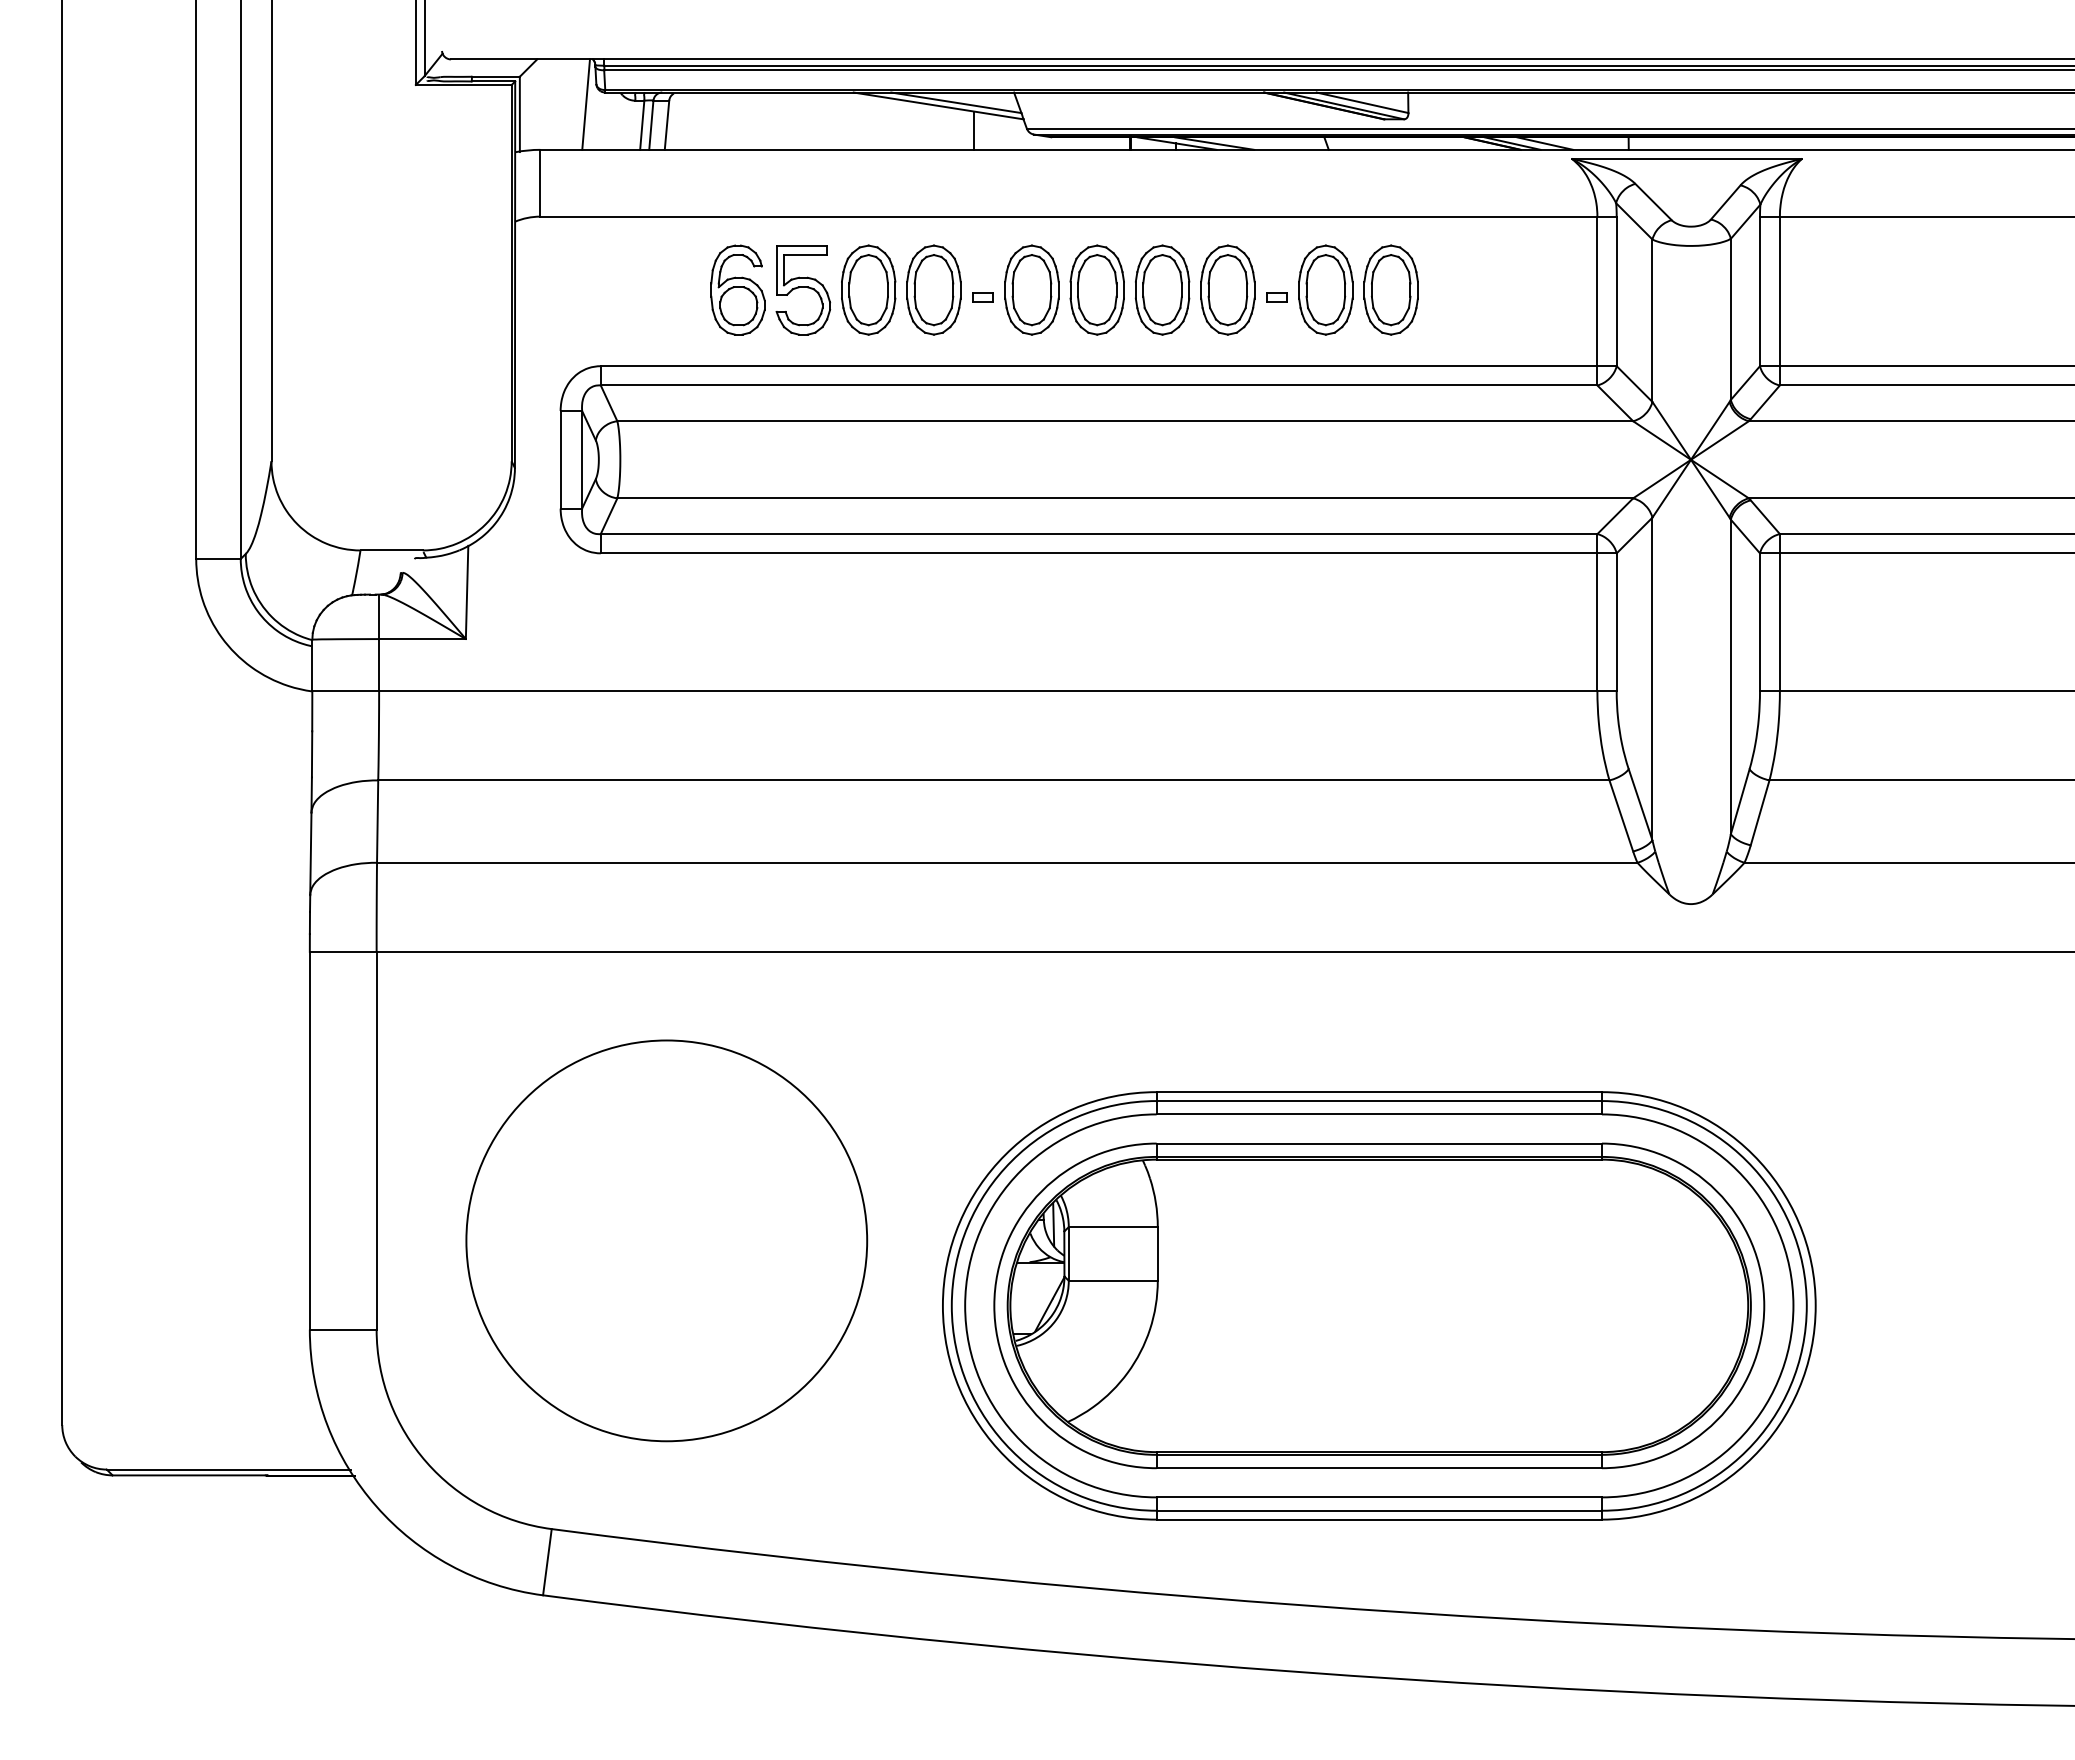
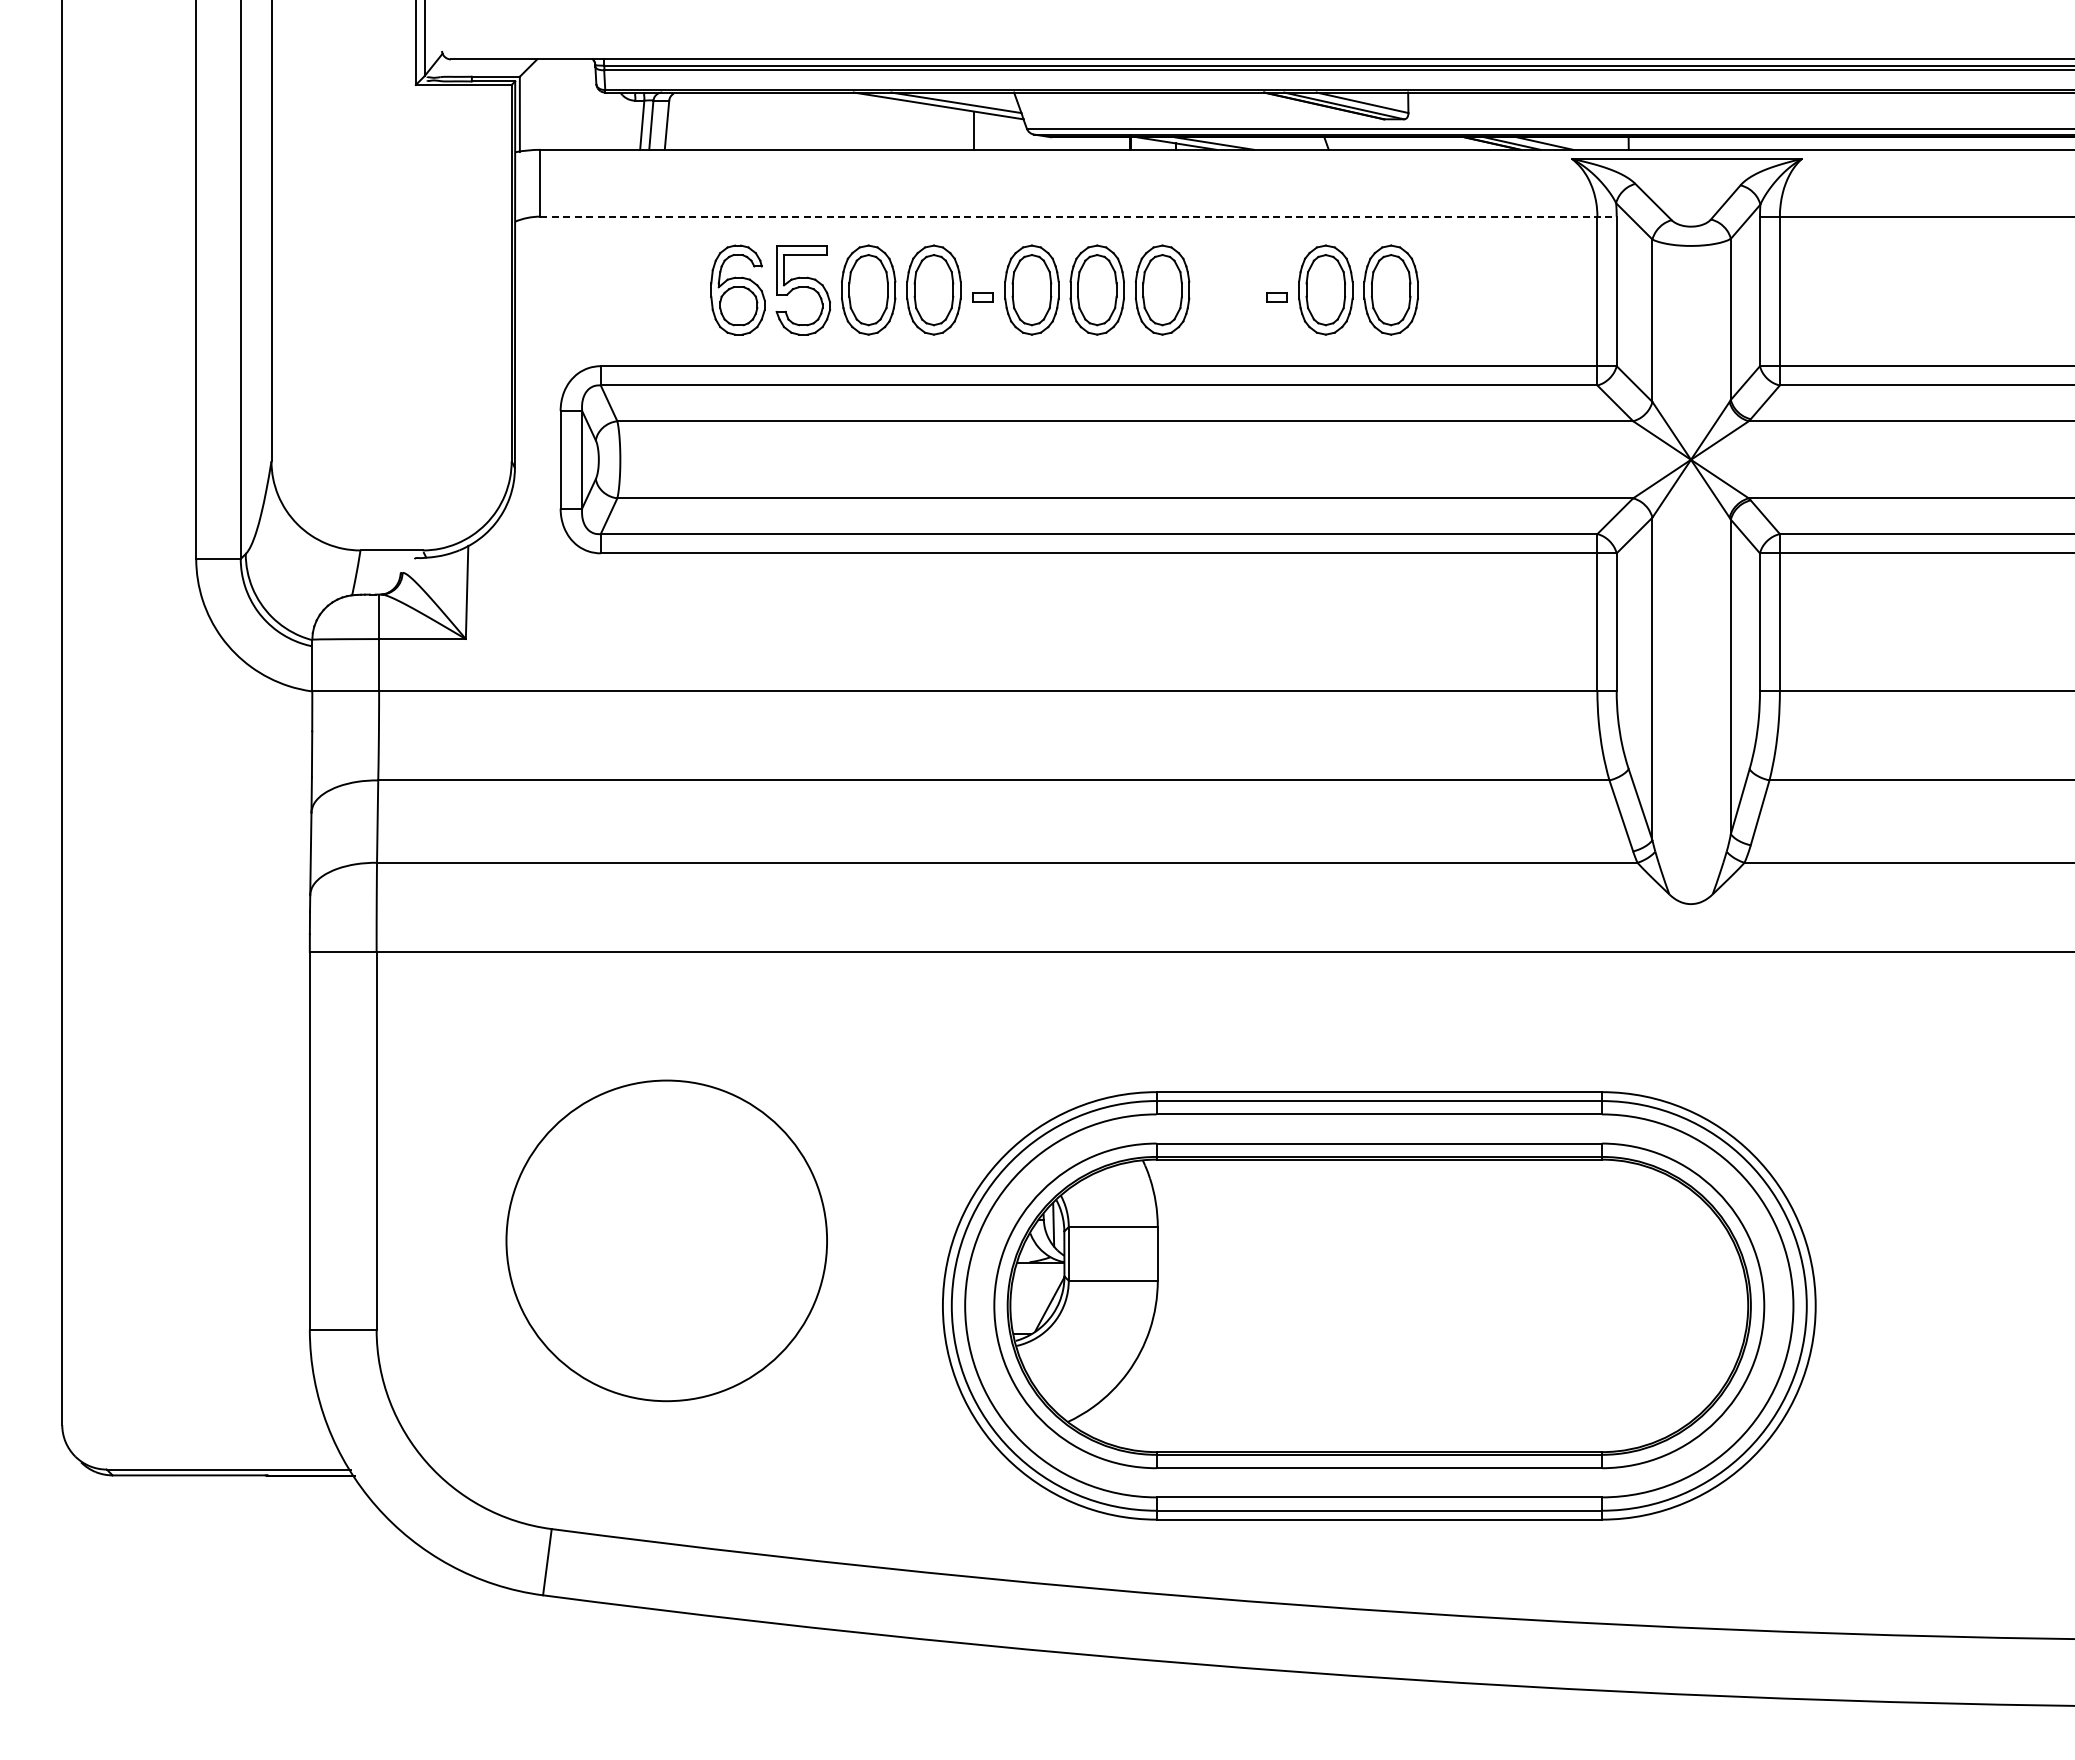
line: present -> none (585, 104)
line: solid -> dashed (1078, 216)
part: present -> none (1227, 289)
circle diameter: 401 px -> 321 px (666, 1240)
